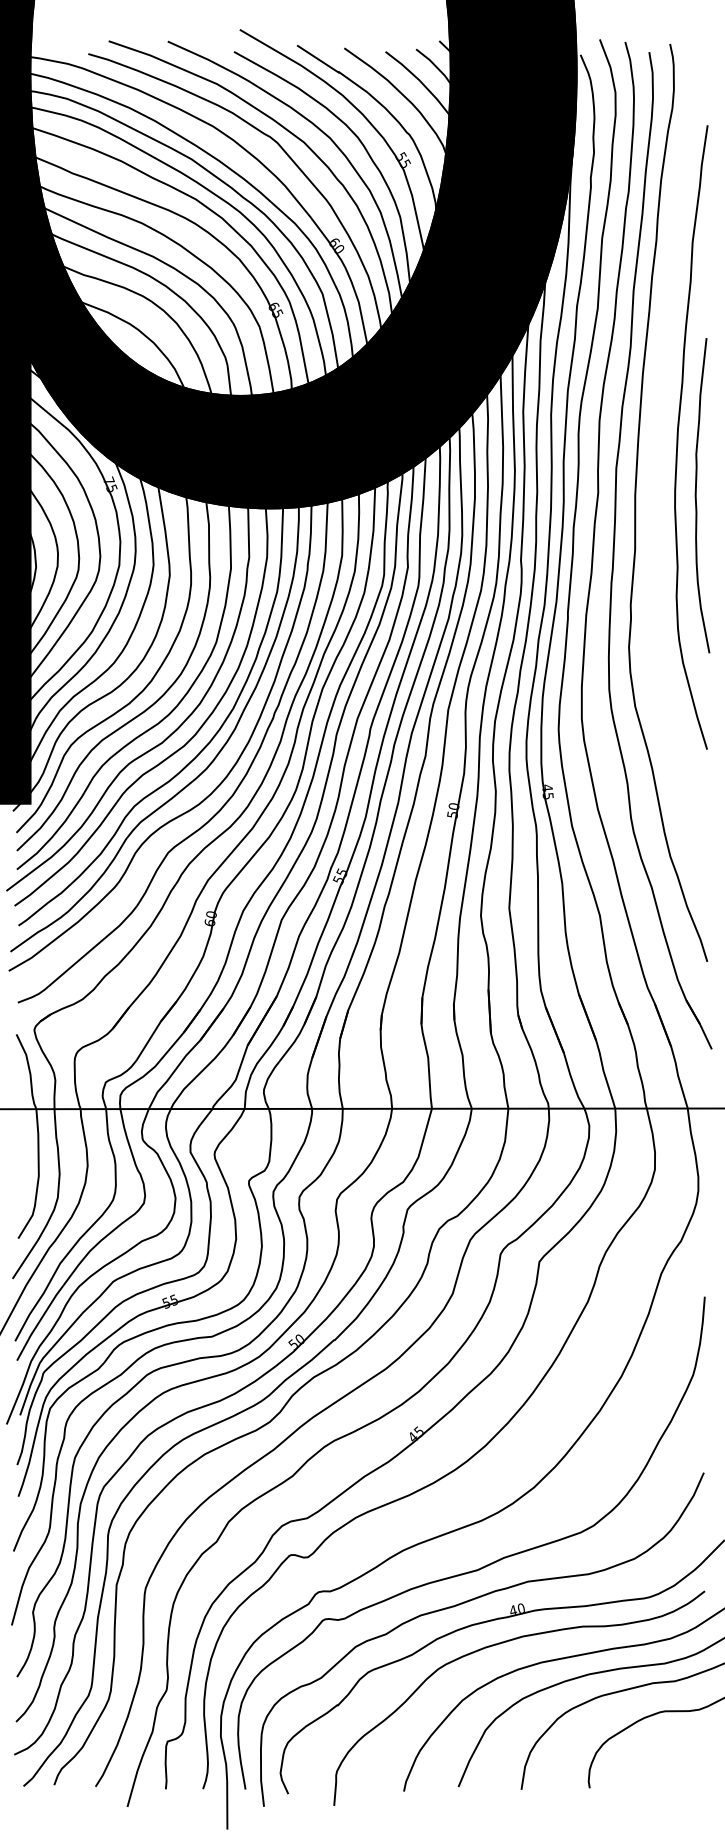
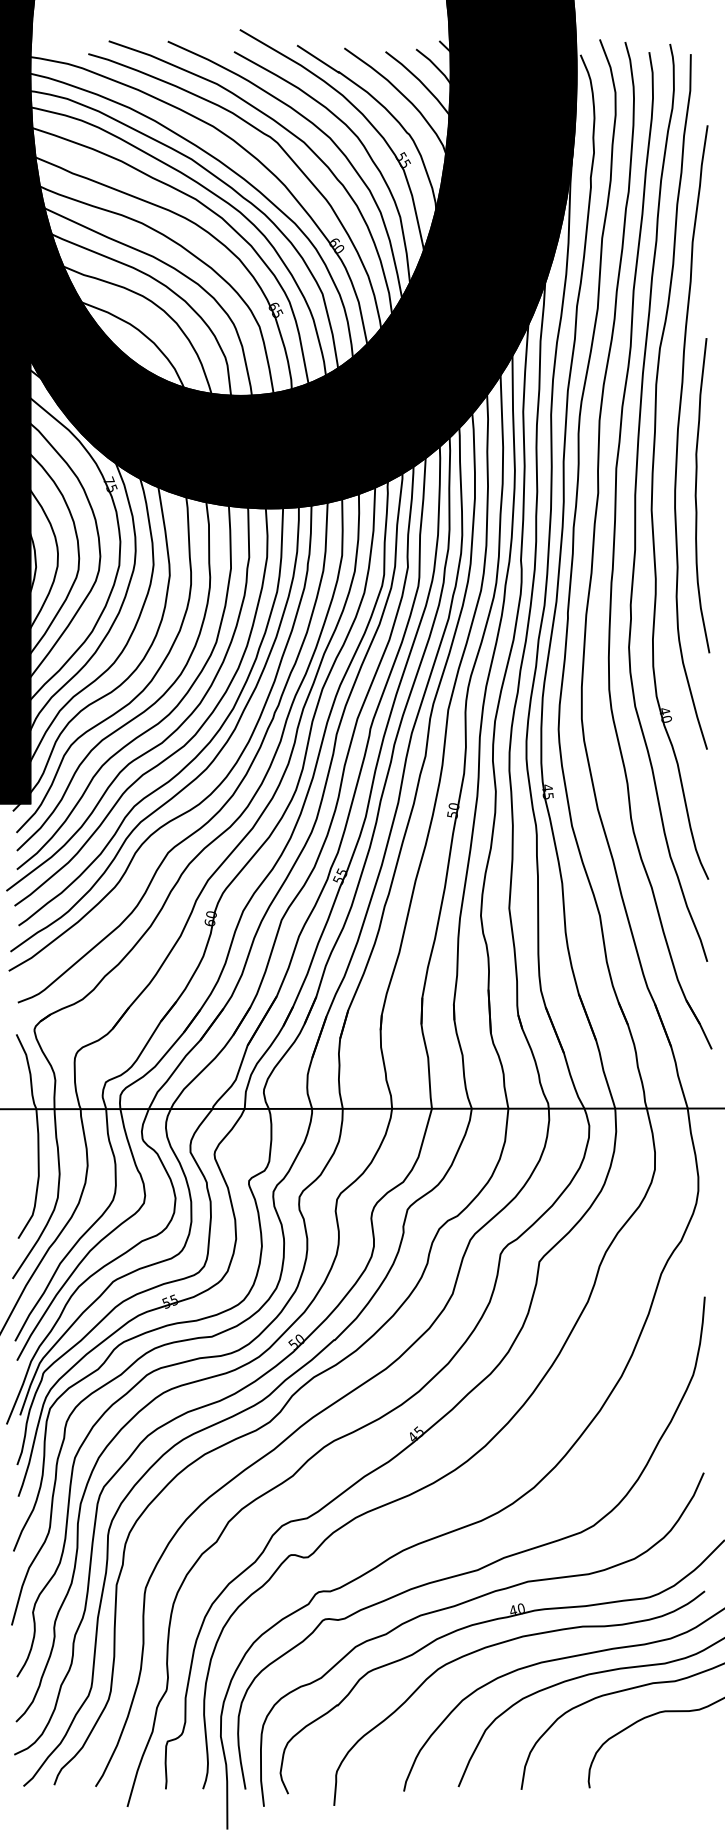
part: none -> present (654, 463)
